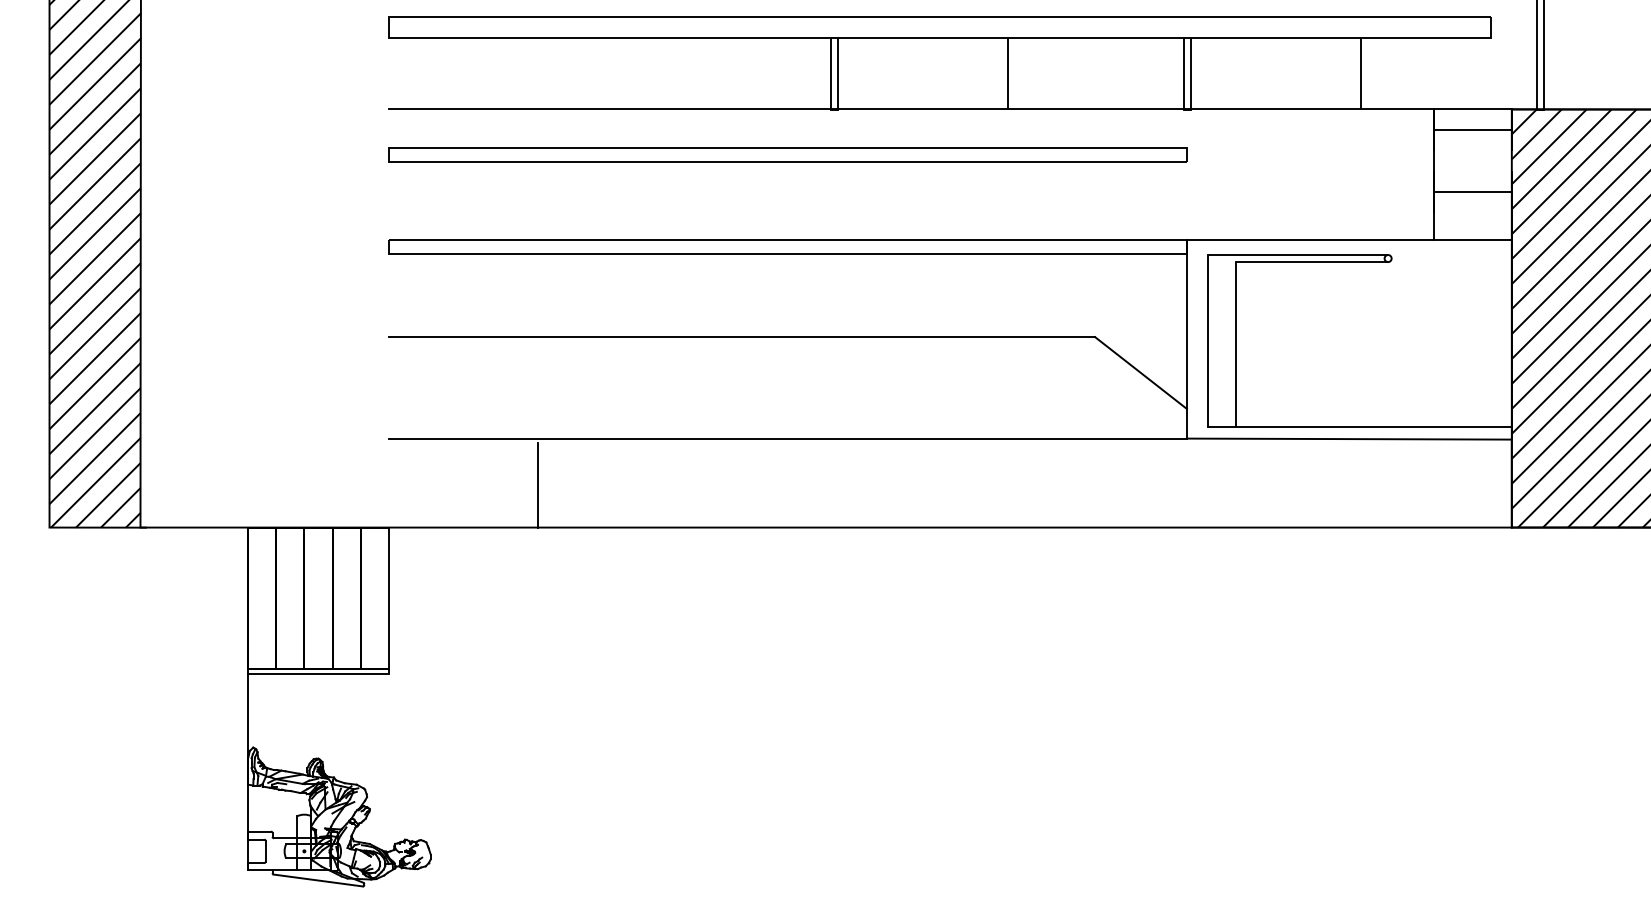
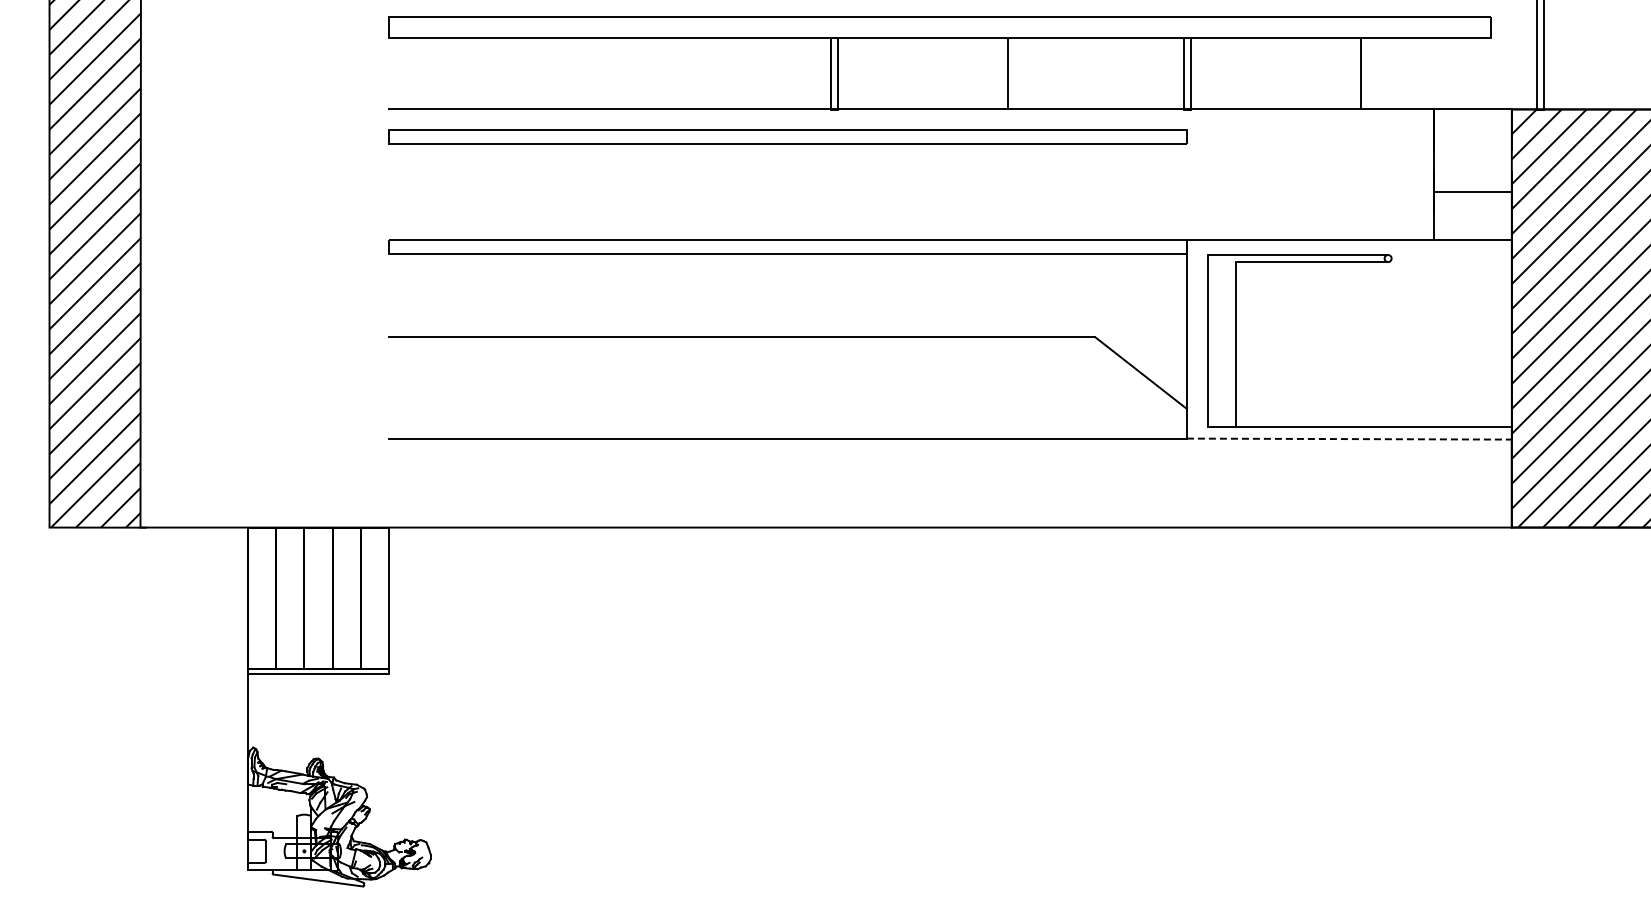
line: present -> none (1472, 129)
part position: (787, 154) -> (787, 136) (787, 136)
line: solid -> dashed (1349, 439)
line: present -> none (538, 484)
